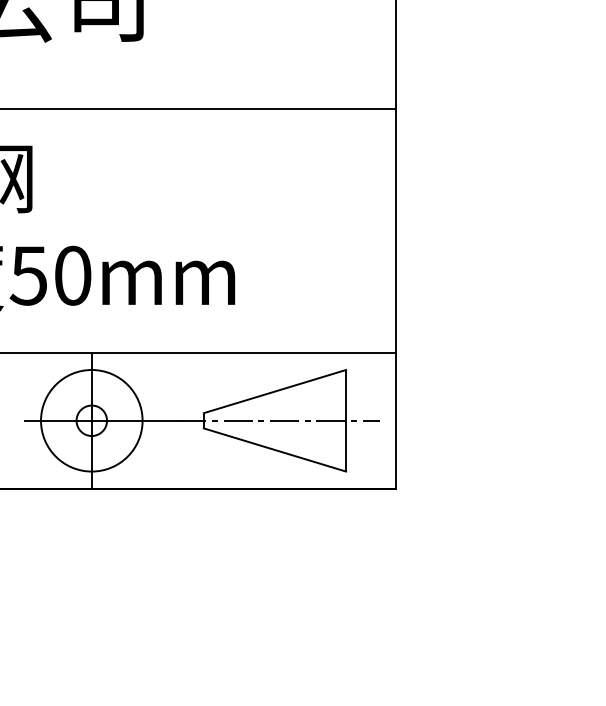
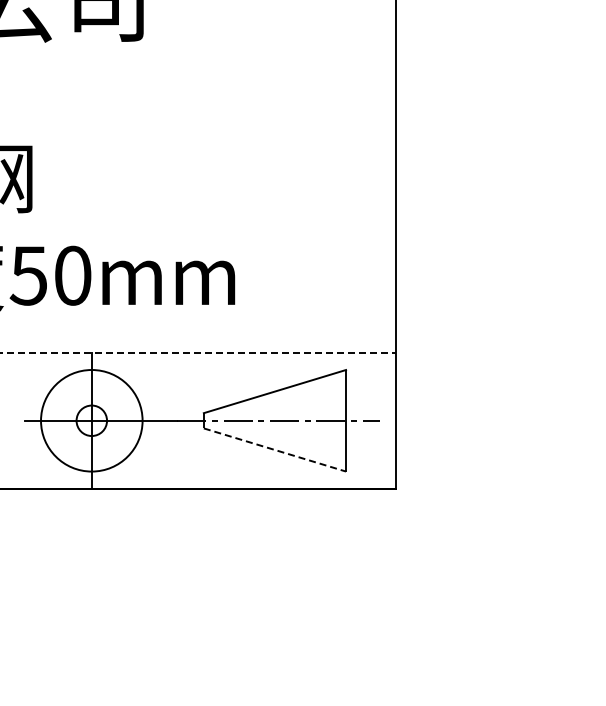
line: present -> none (198, 109)
line: solid -> dashed (198, 352)
line: solid -> dashed (275, 450)
